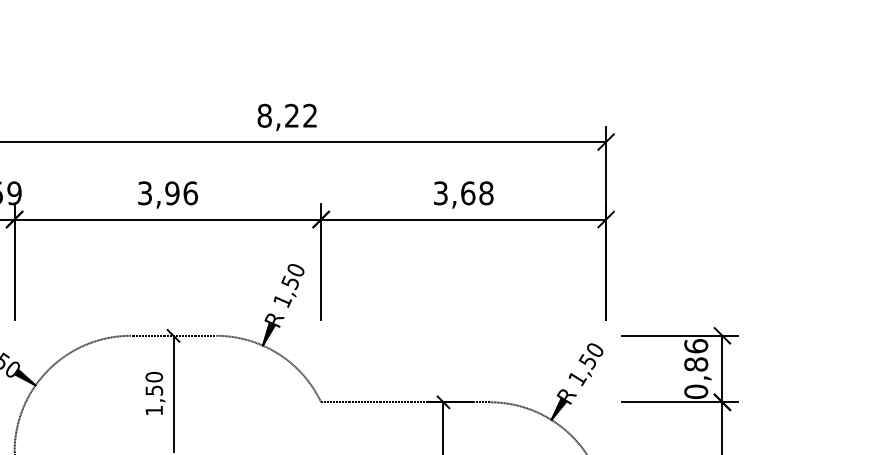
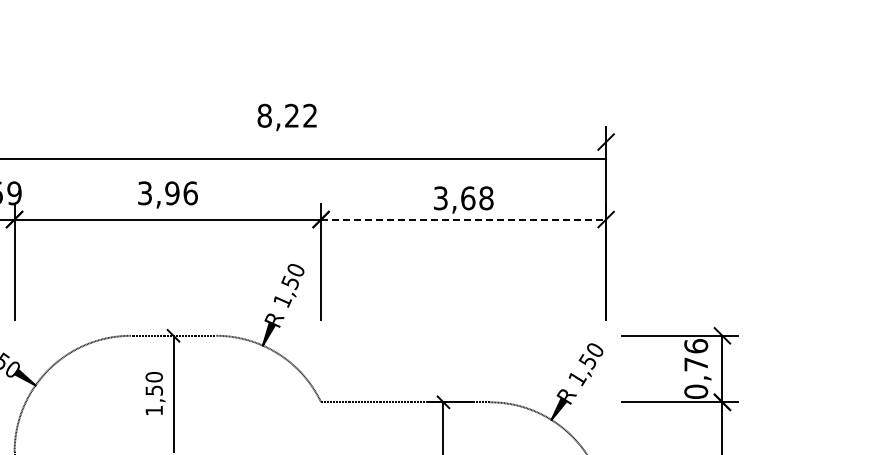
line position: (304, 142) -> (304, 159) (304, 159)
text position: (463, 194) -> (463, 199) (463, 199)
line: solid -> dashed (464, 219)
text: 0,86 -> 0,76 (696, 364)
